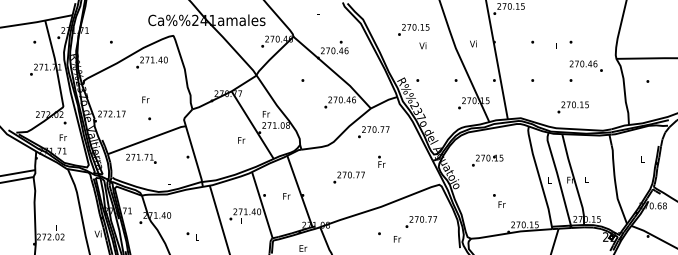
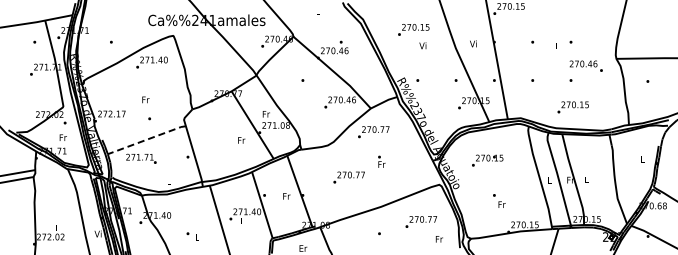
line: solid -> dashed (146, 139)
text position: (396, 239) -> (438, 239) (438, 239)
